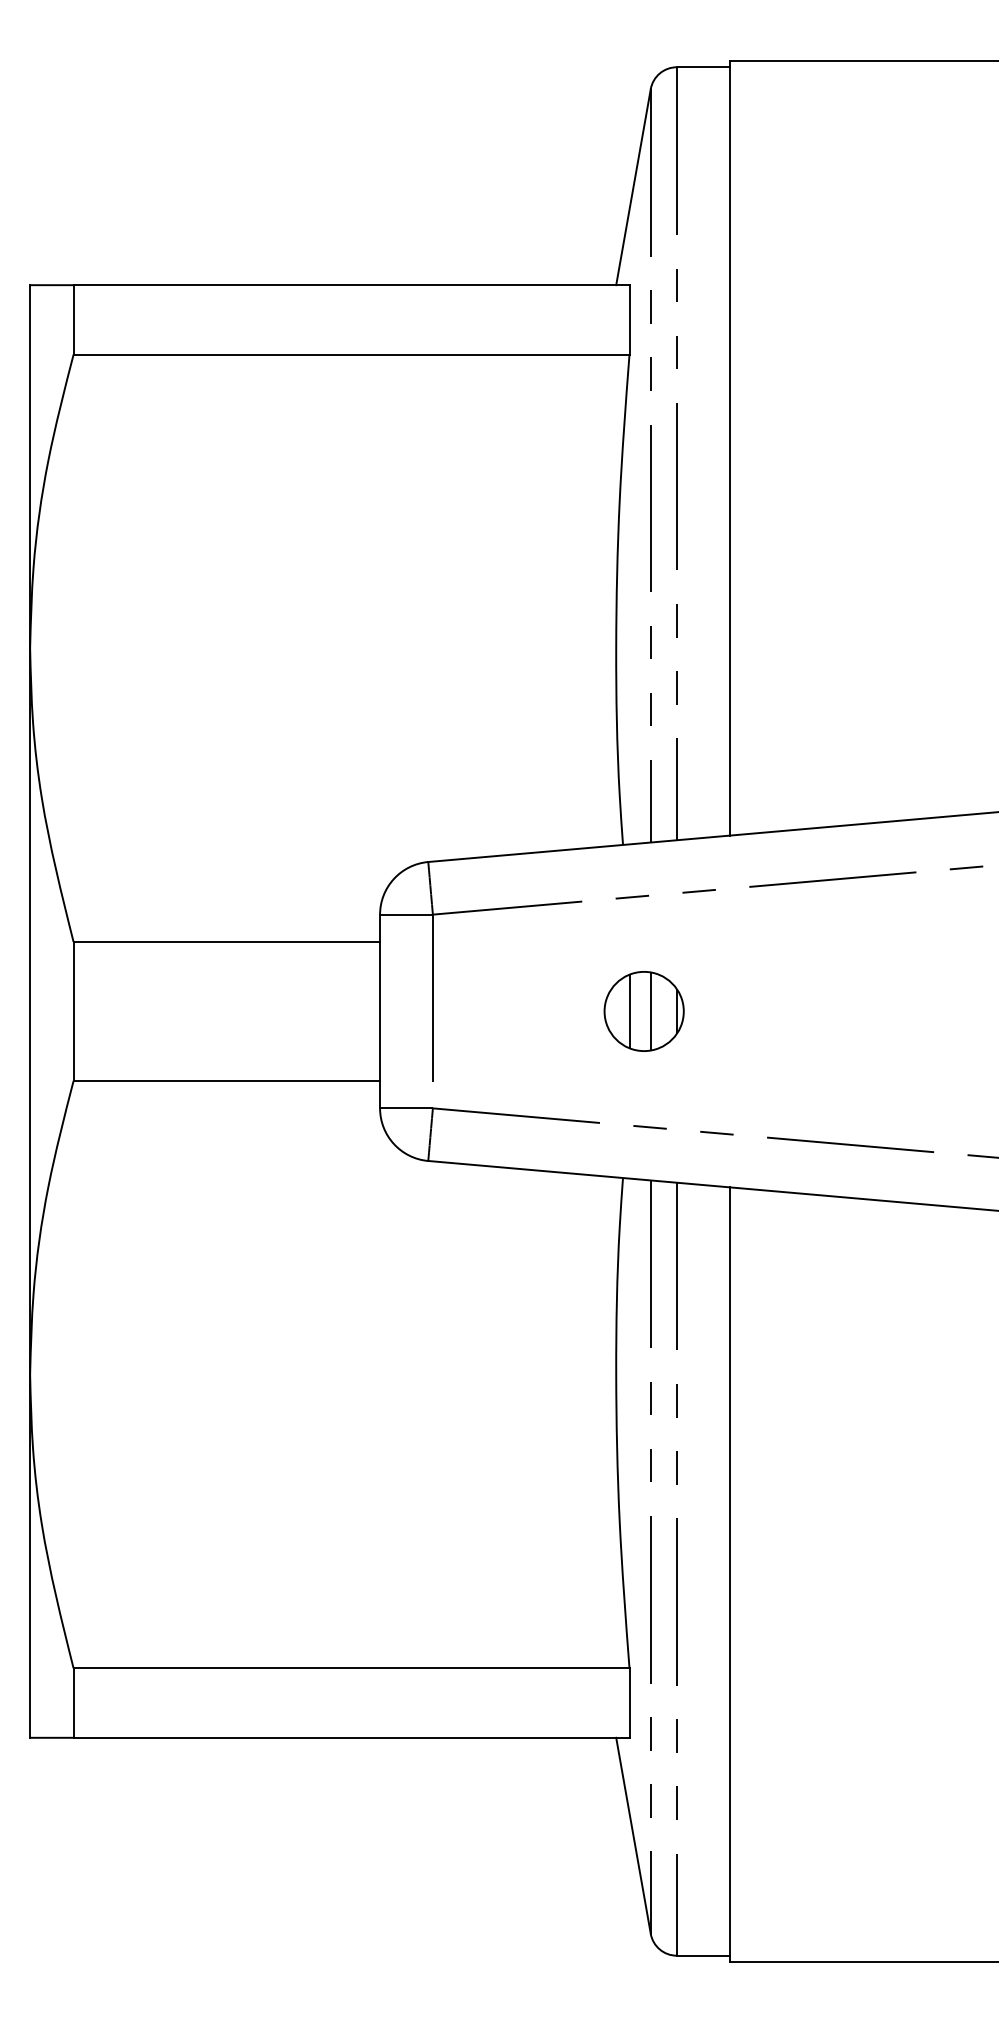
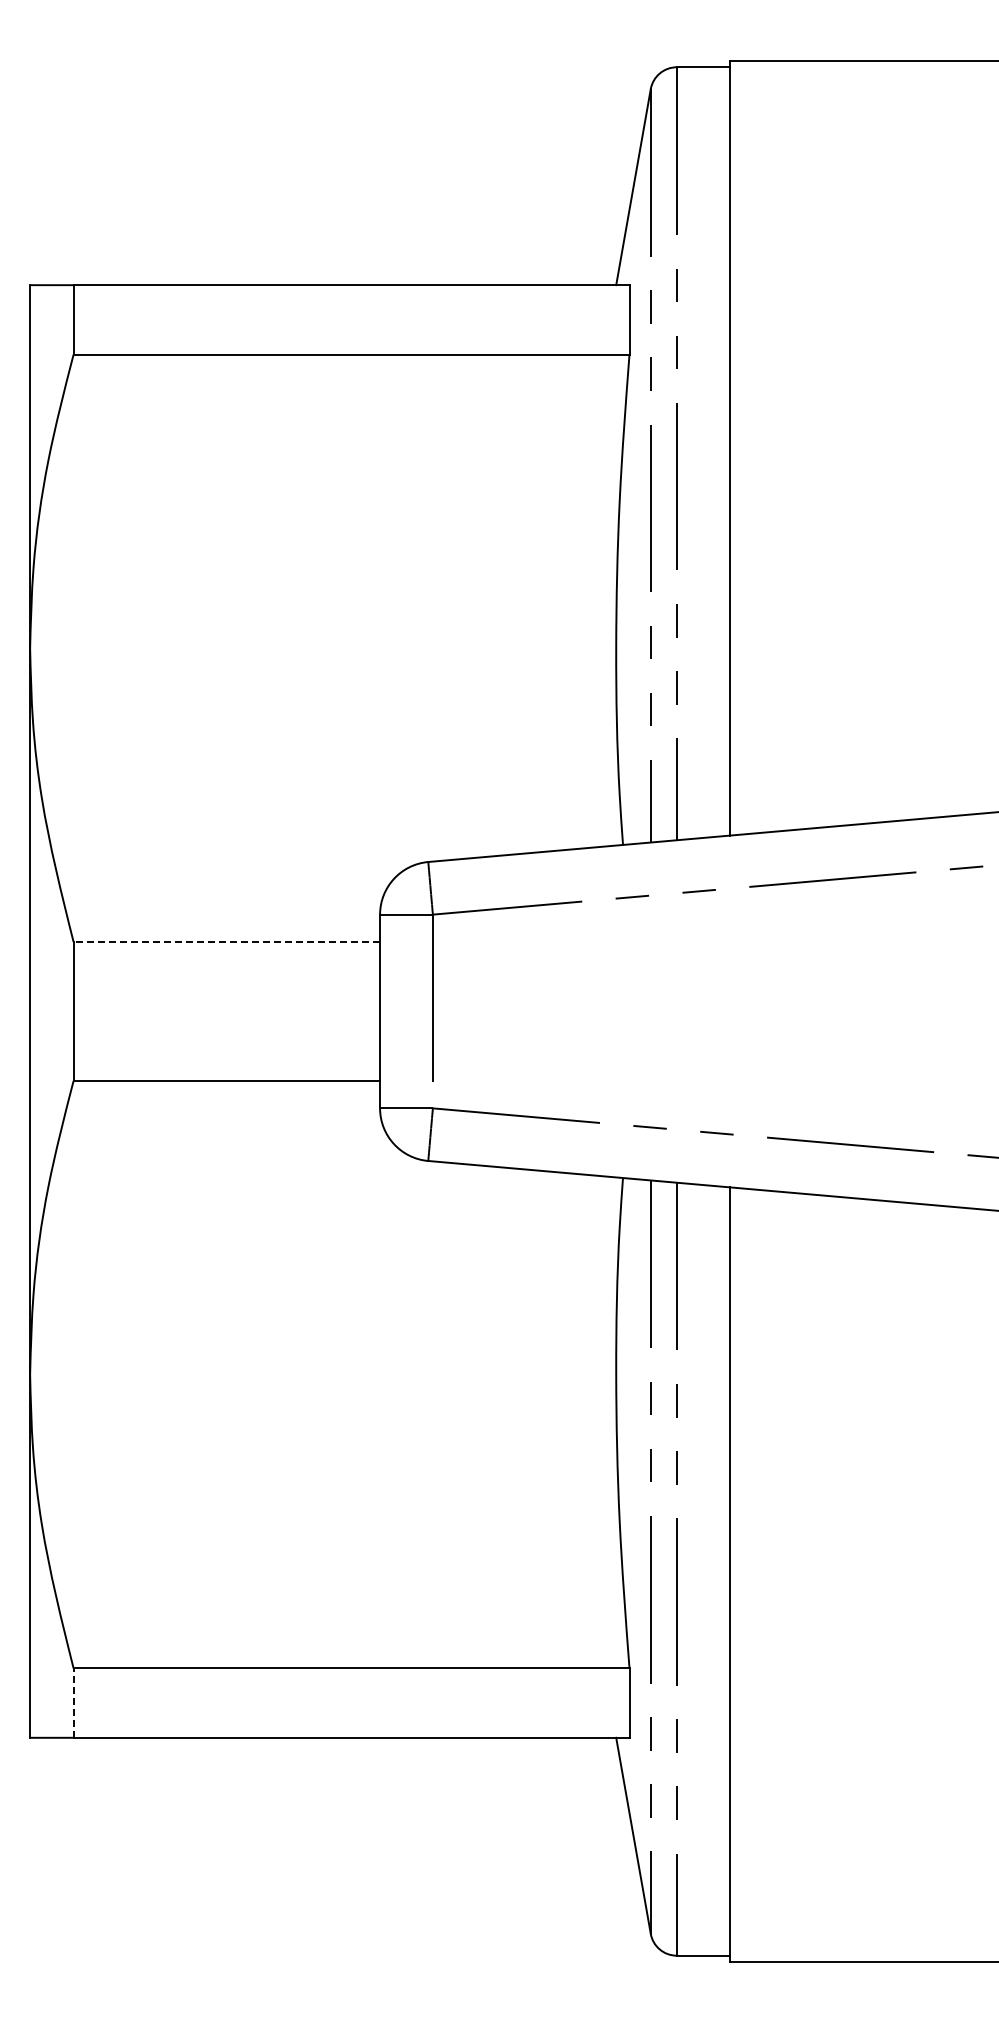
line: solid -> dashed (226, 942)
part: present -> none (643, 1011)
line: solid -> dashed (73, 1703)
